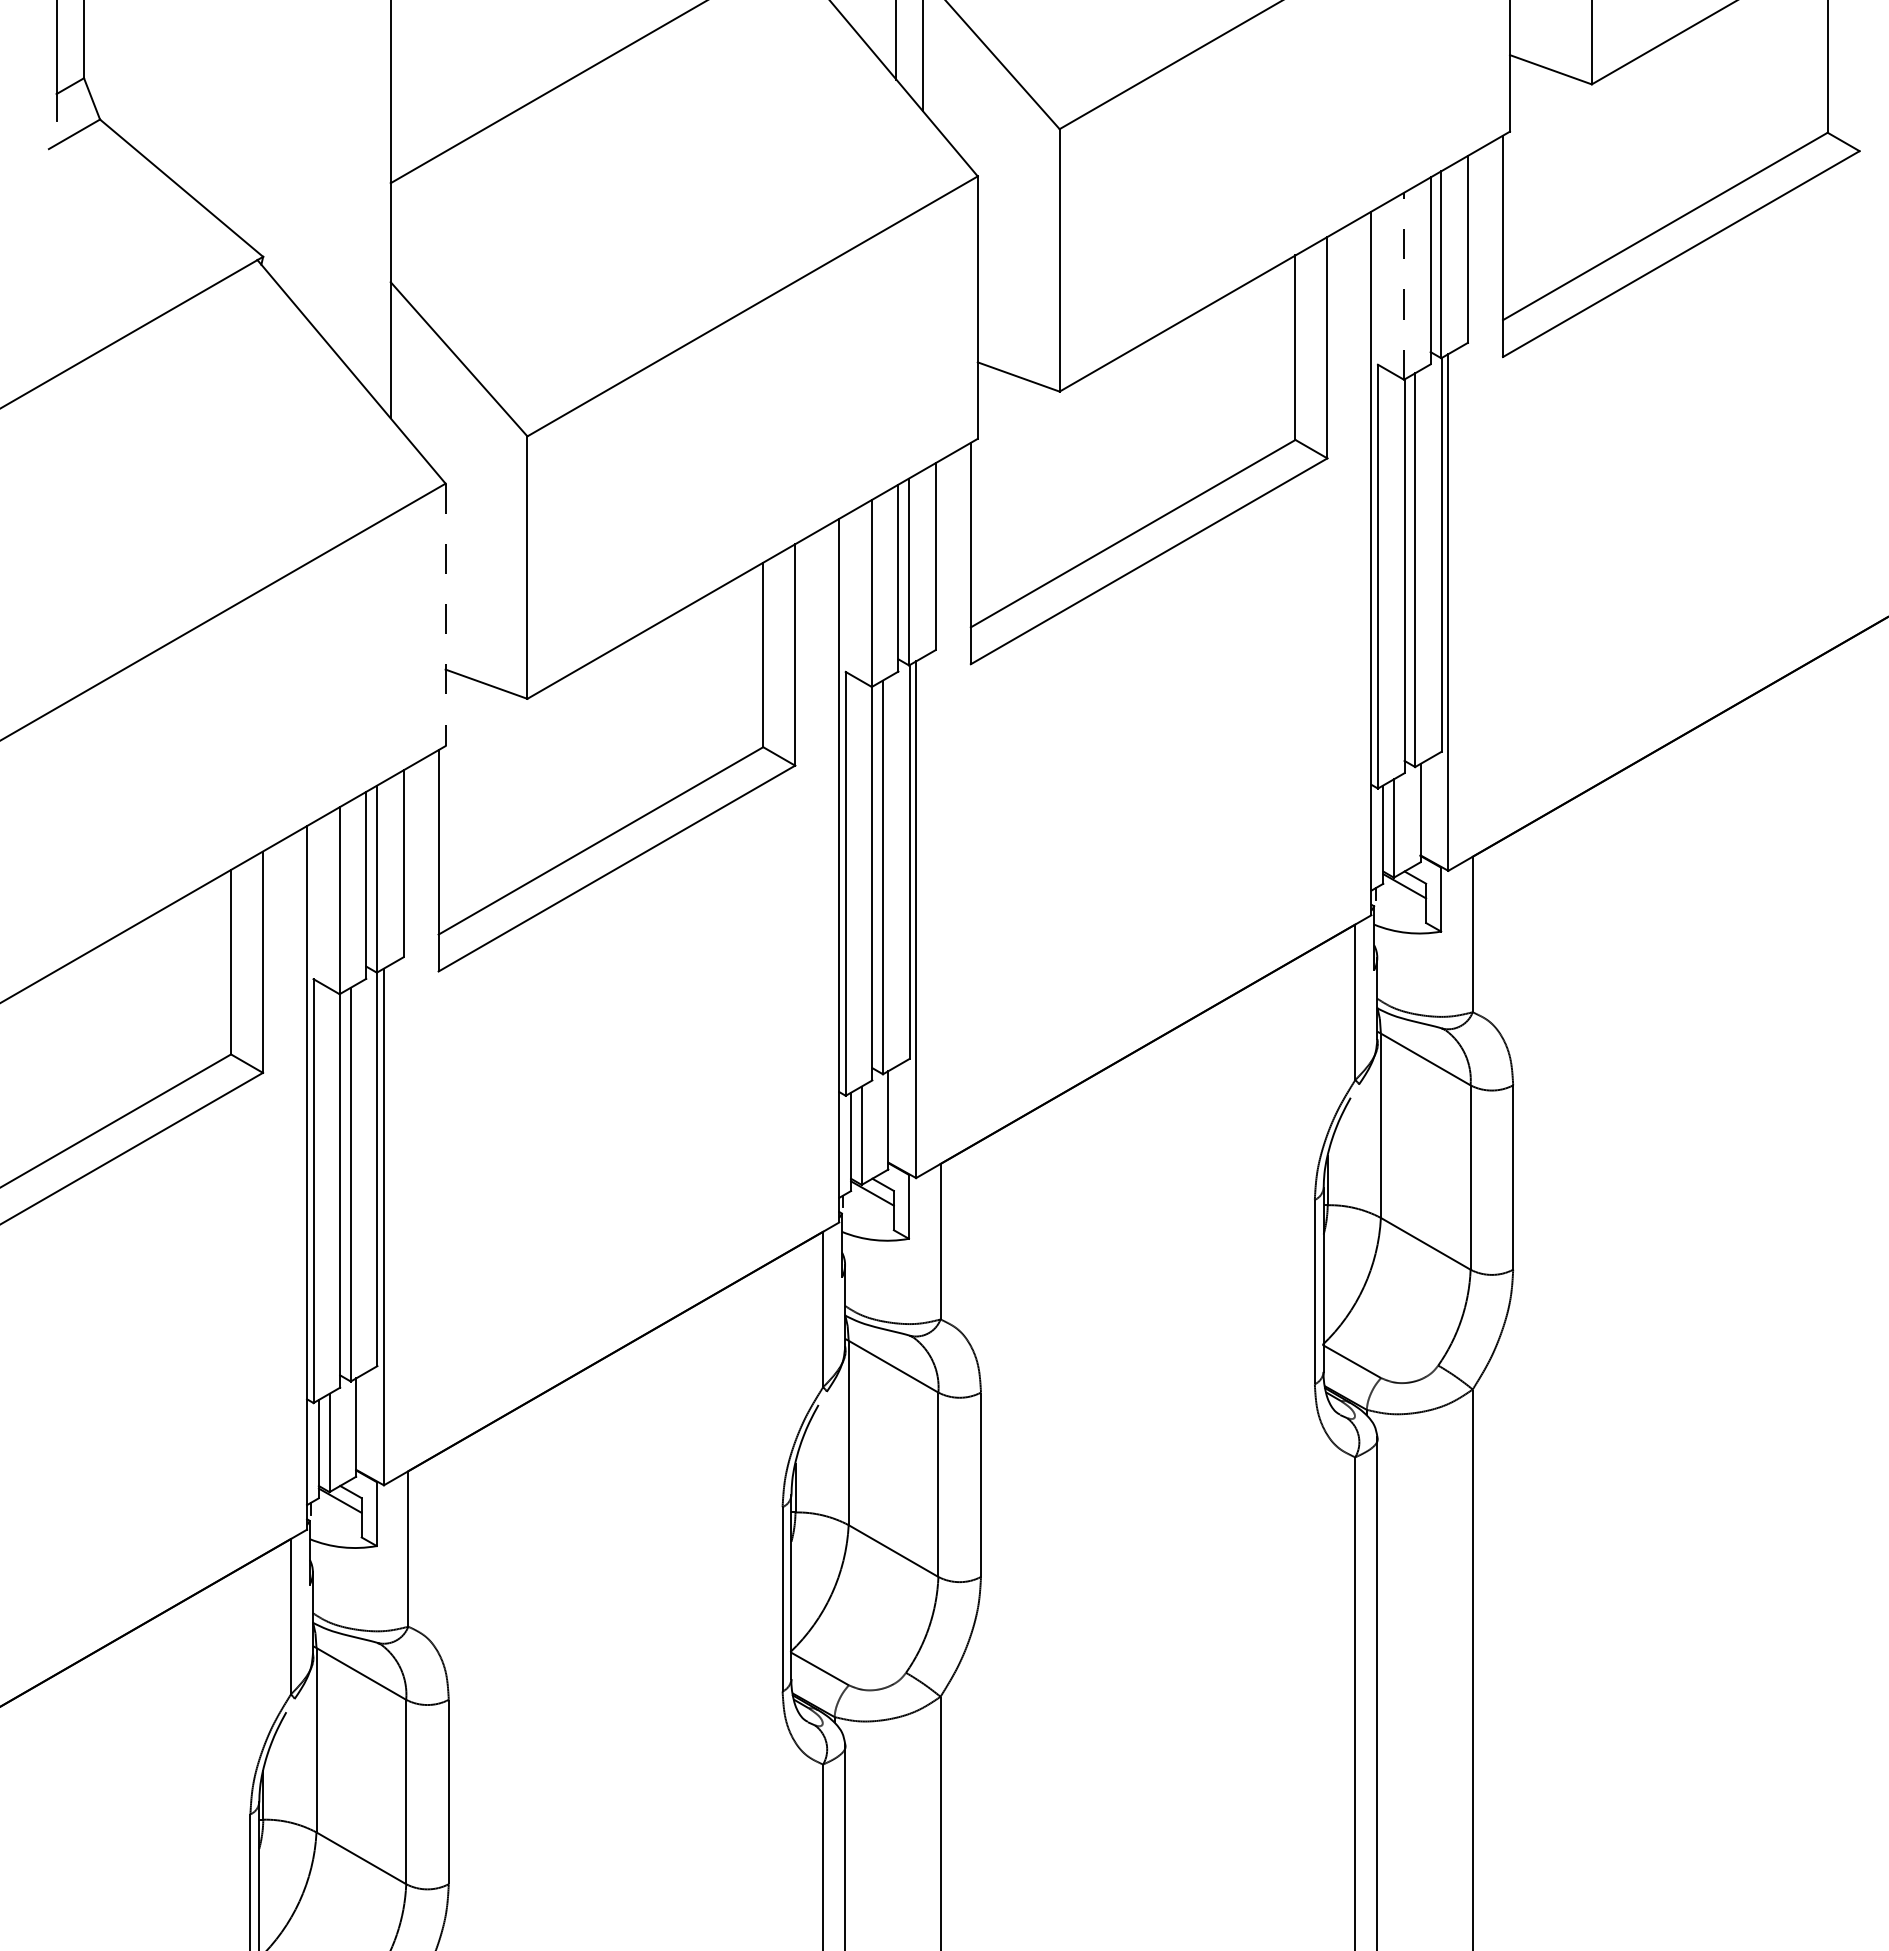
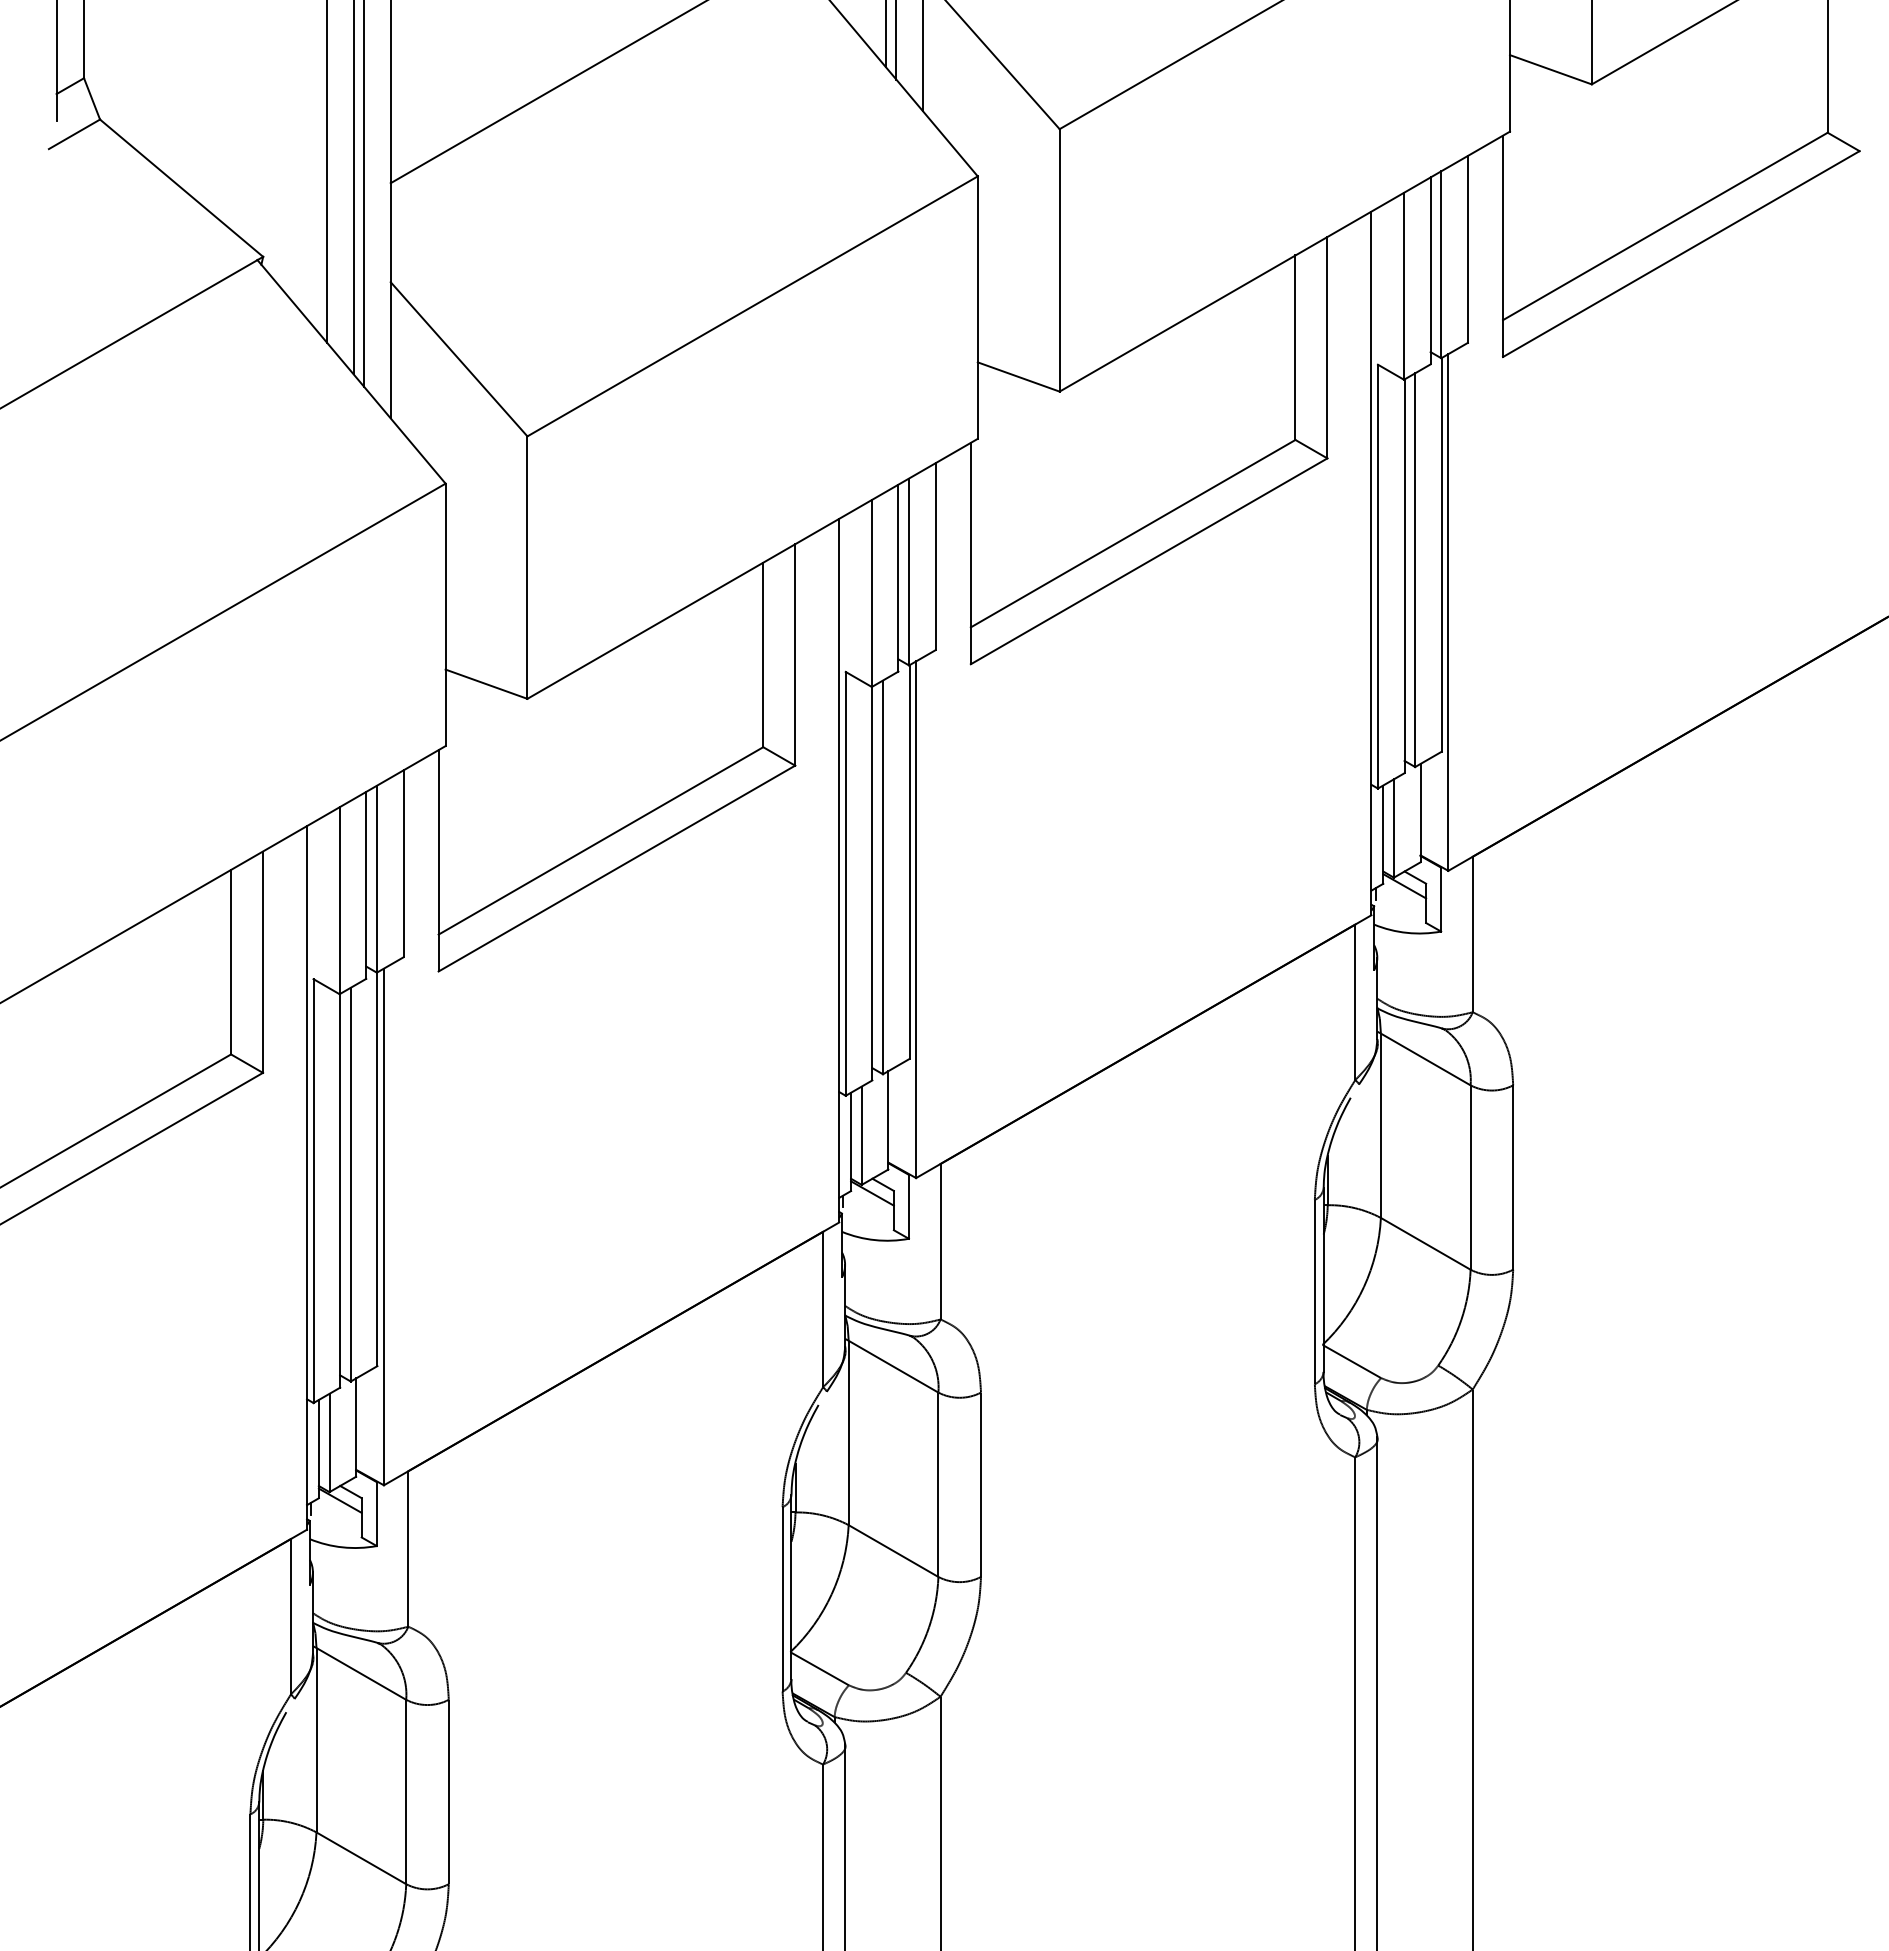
line: none -> present (885, 34)
line: none -> present (326, 172)
line: none -> present (353, 188)
line: none -> present (364, 194)
line: dashed -> solid (1404, 285)
line: dashed -> solid (445, 615)
